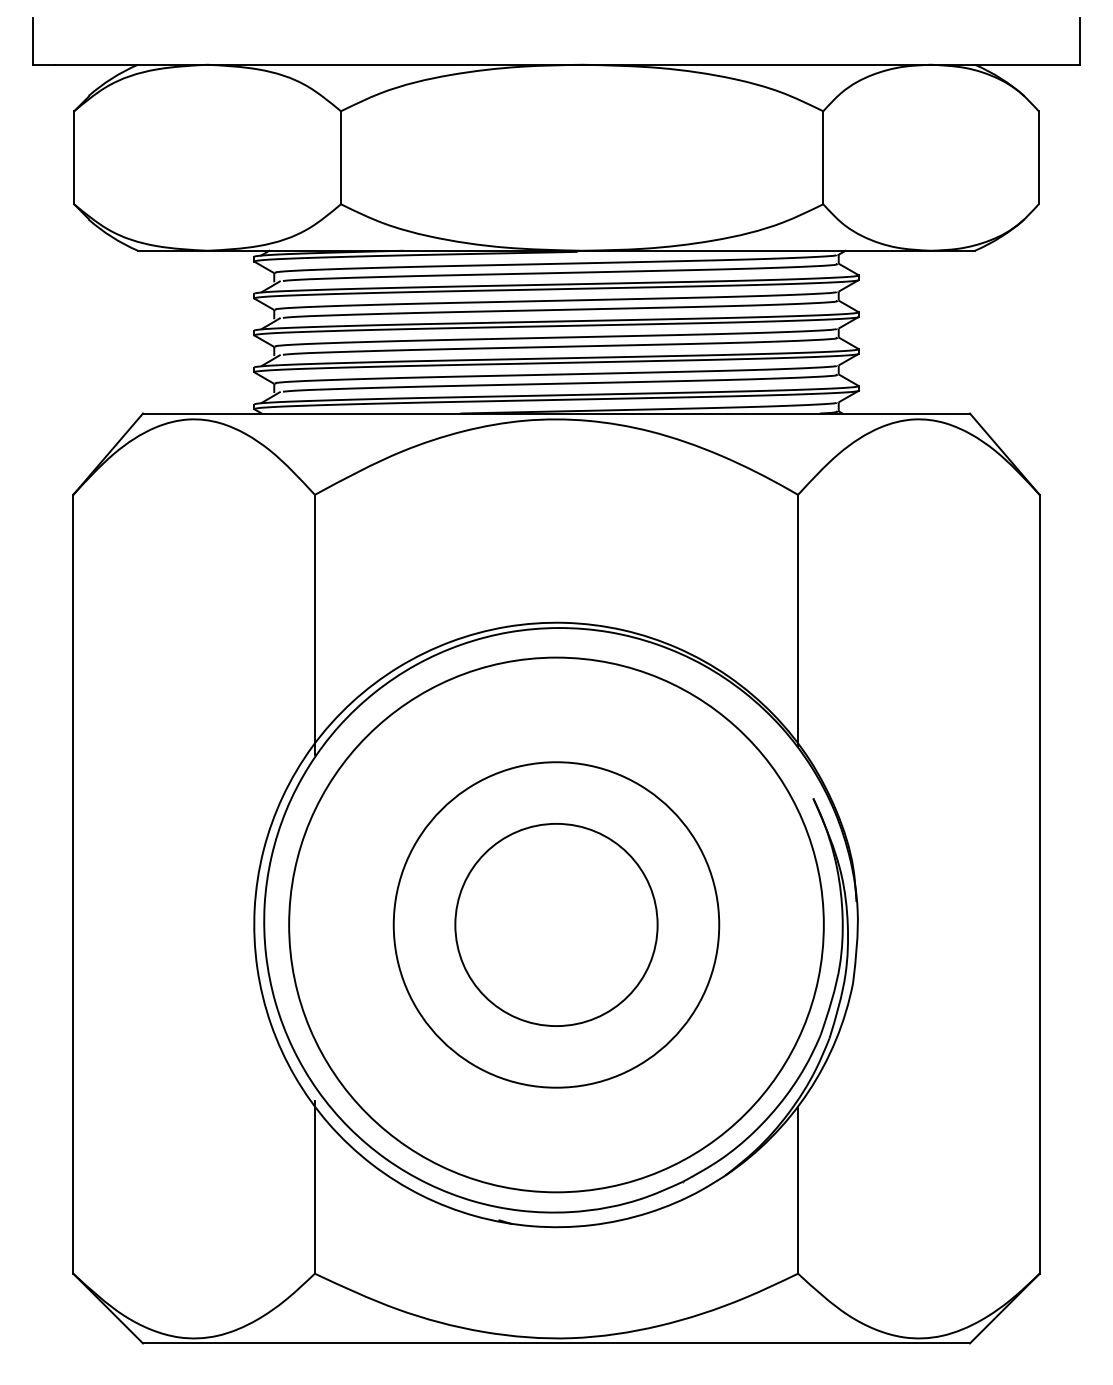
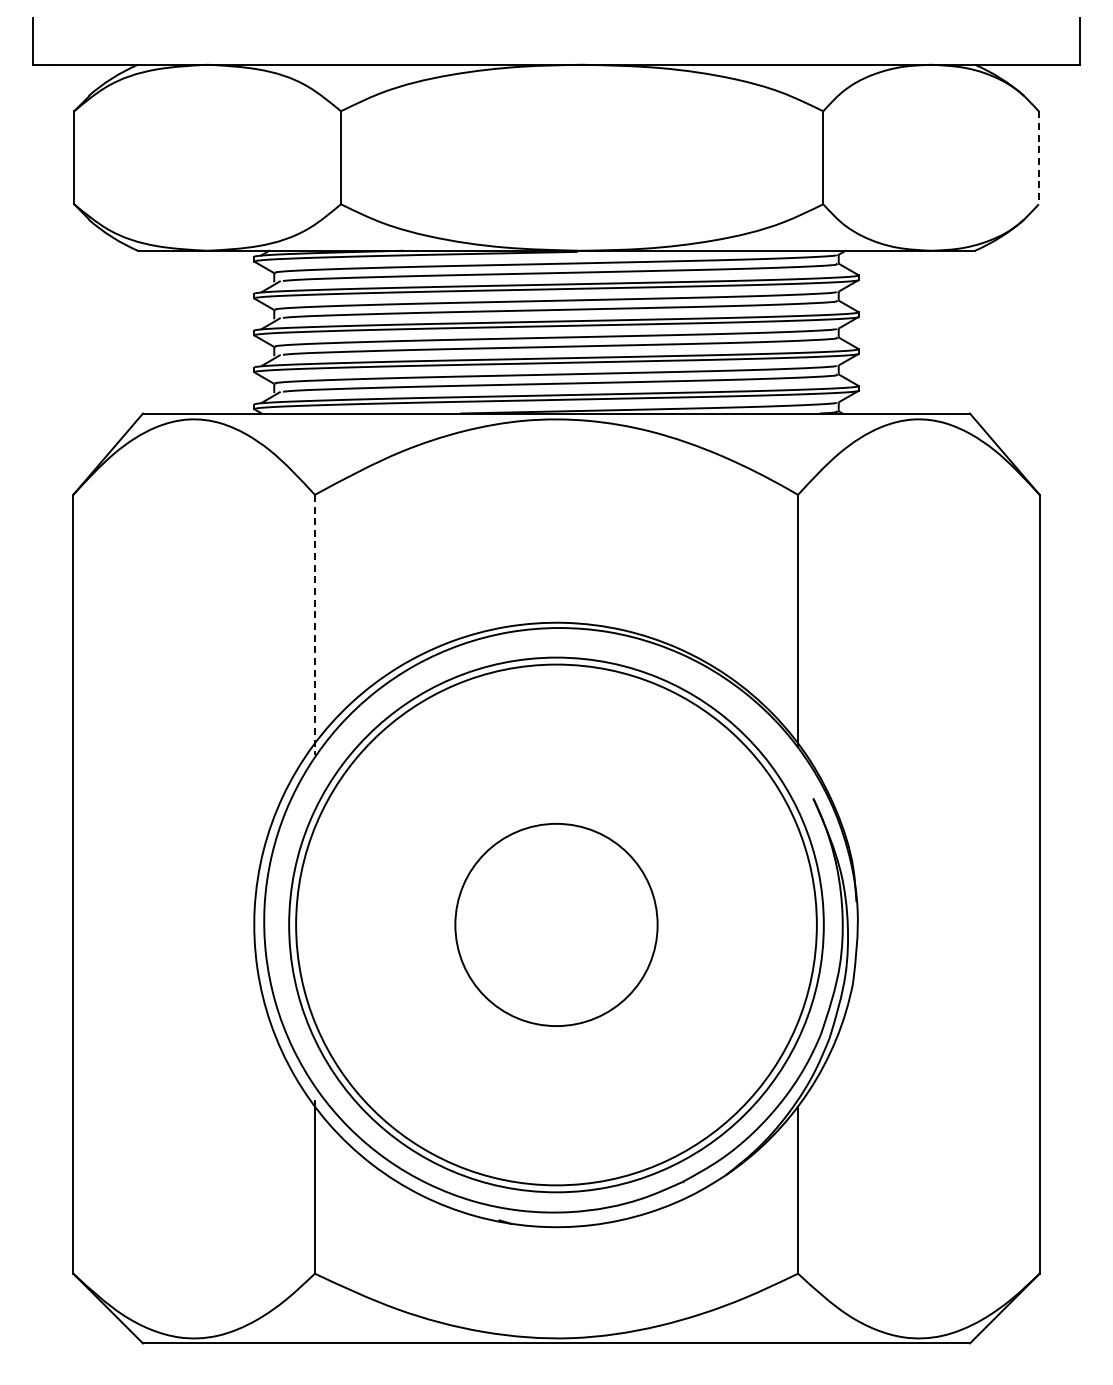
line: solid -> dashed (1038, 158)
line: solid -> dashed (314, 625)
circle diameter: 325 px -> 521 px (556, 924)
